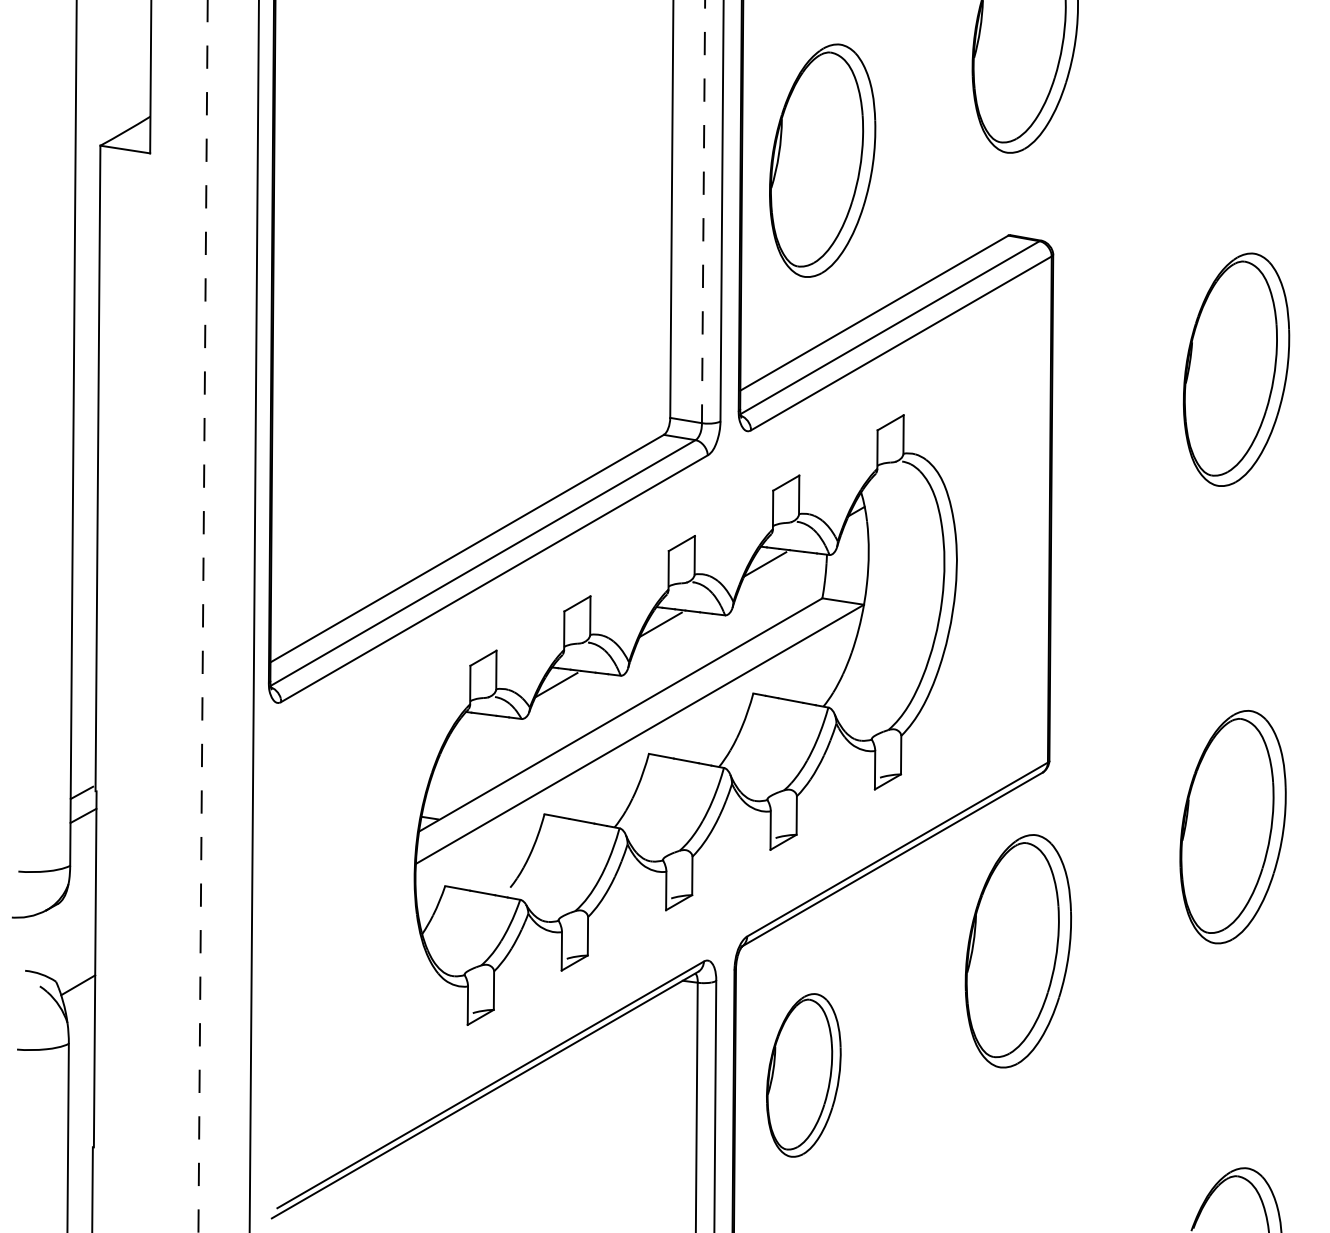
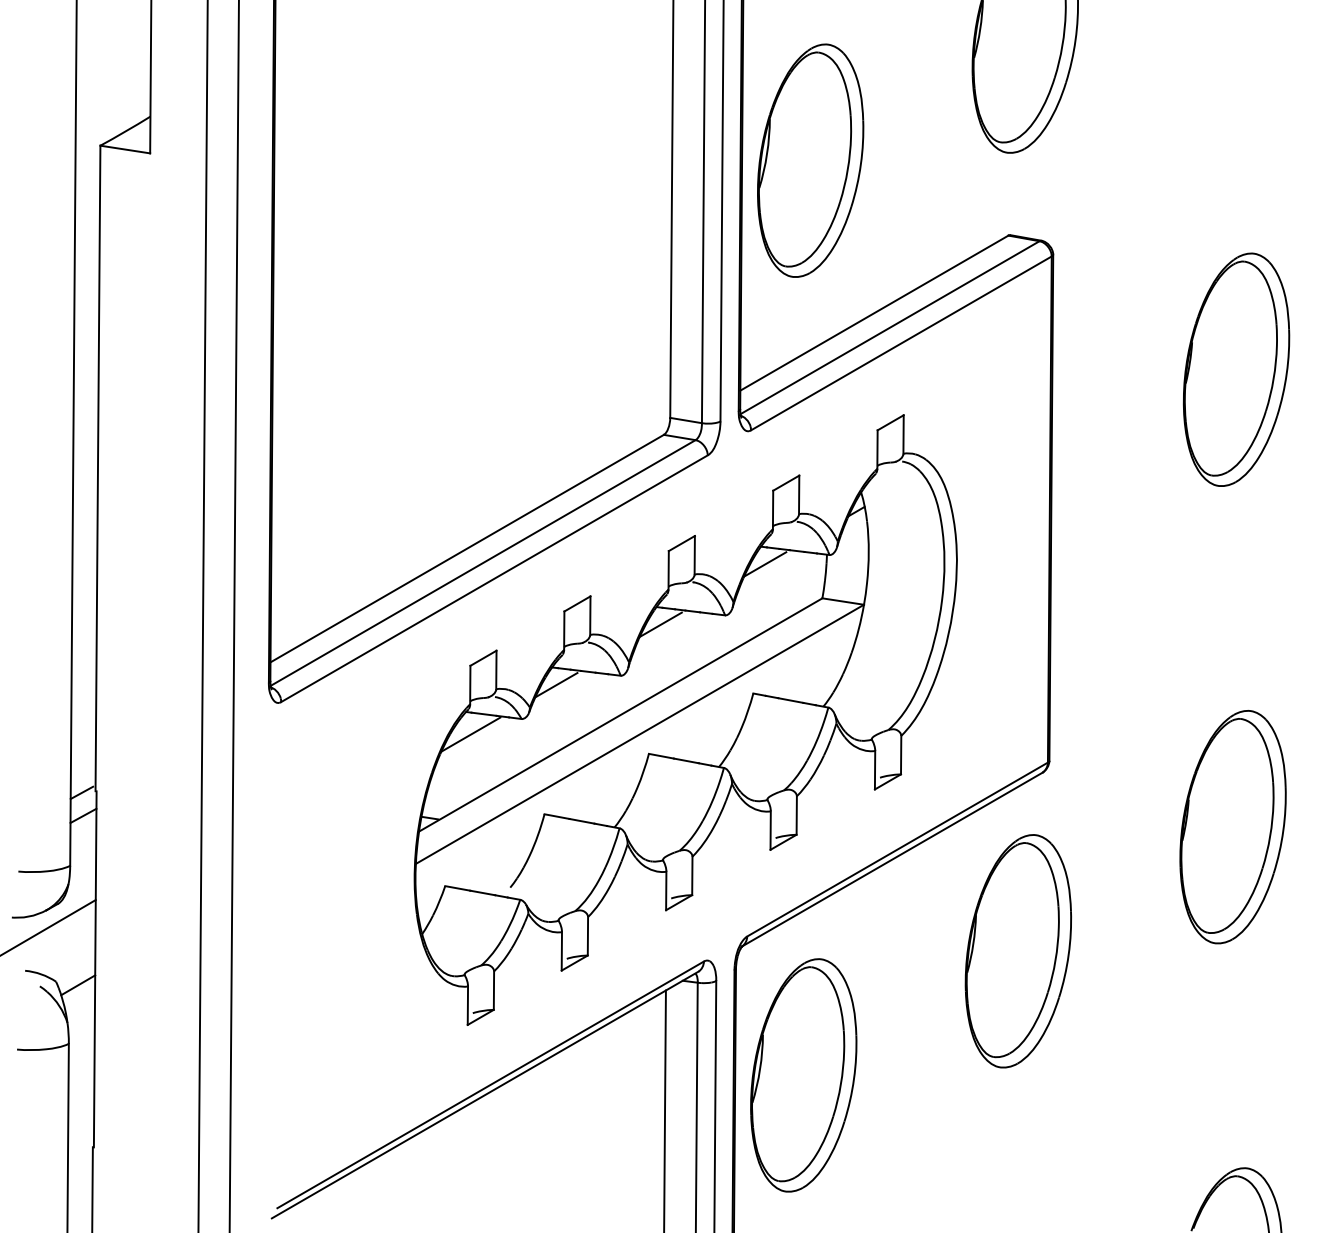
part position: (822, 160) -> (810, 160) (810, 160)
line: dashed -> solid (703, 212)
line position: (253, 615) -> (233, 615) (233, 615)
line: dashed -> solid (203, 616)
line: none -> present (470, 734)
line: none -> present (48, 927)
part size: 76x165 px -> 108x235 px (803, 1075)
line: none -> present (664, 1109)
